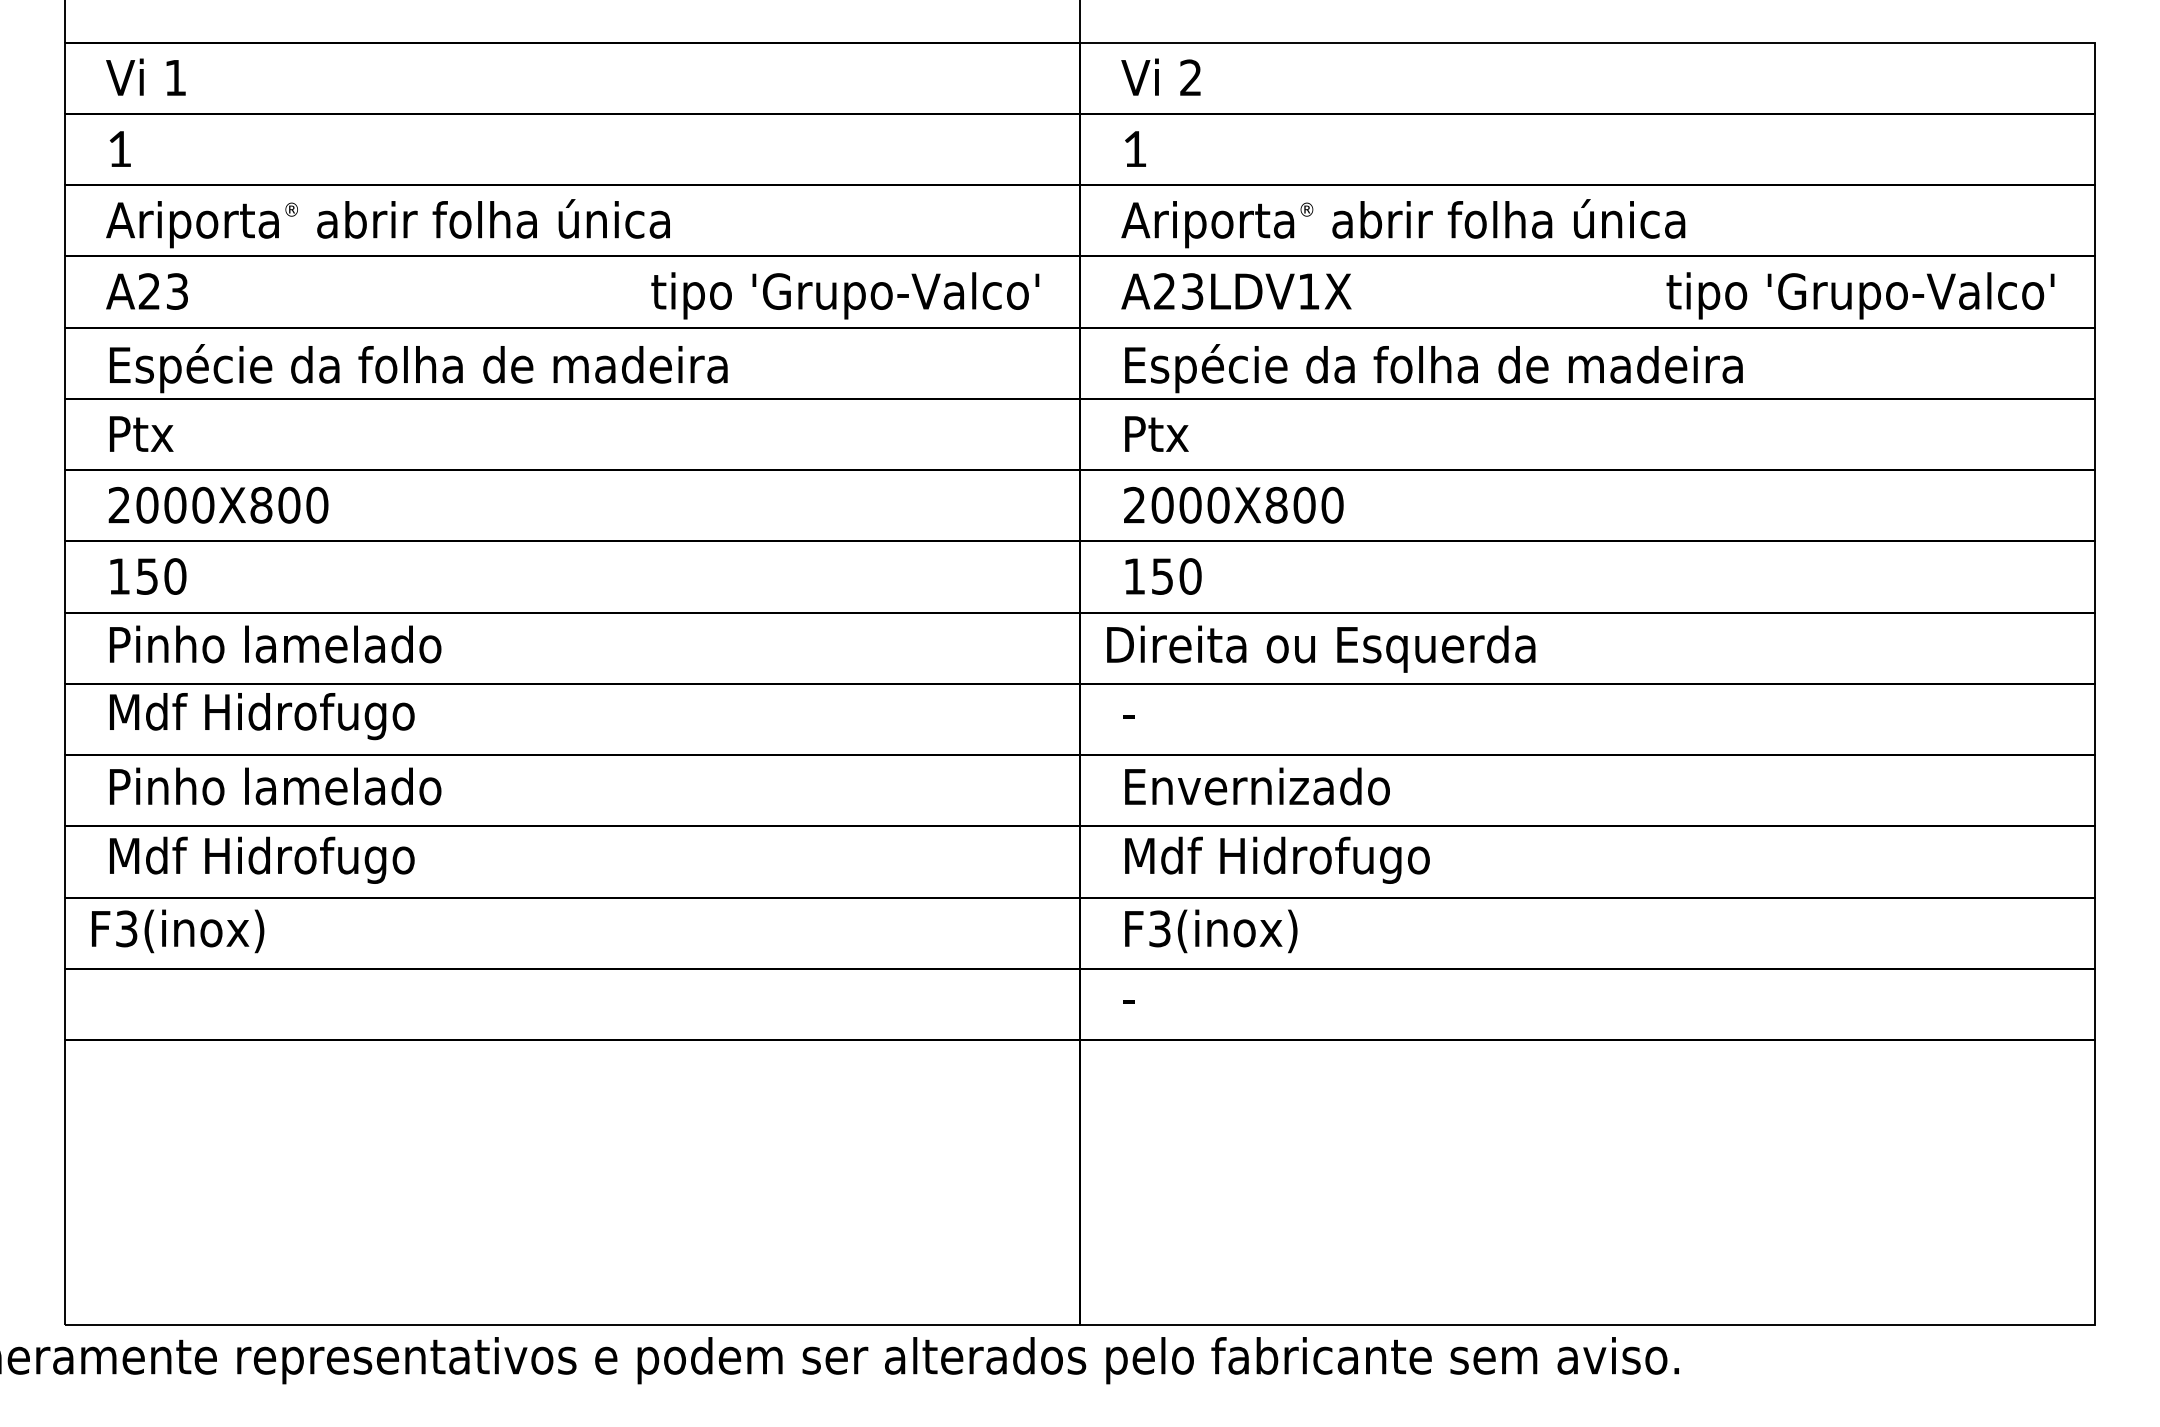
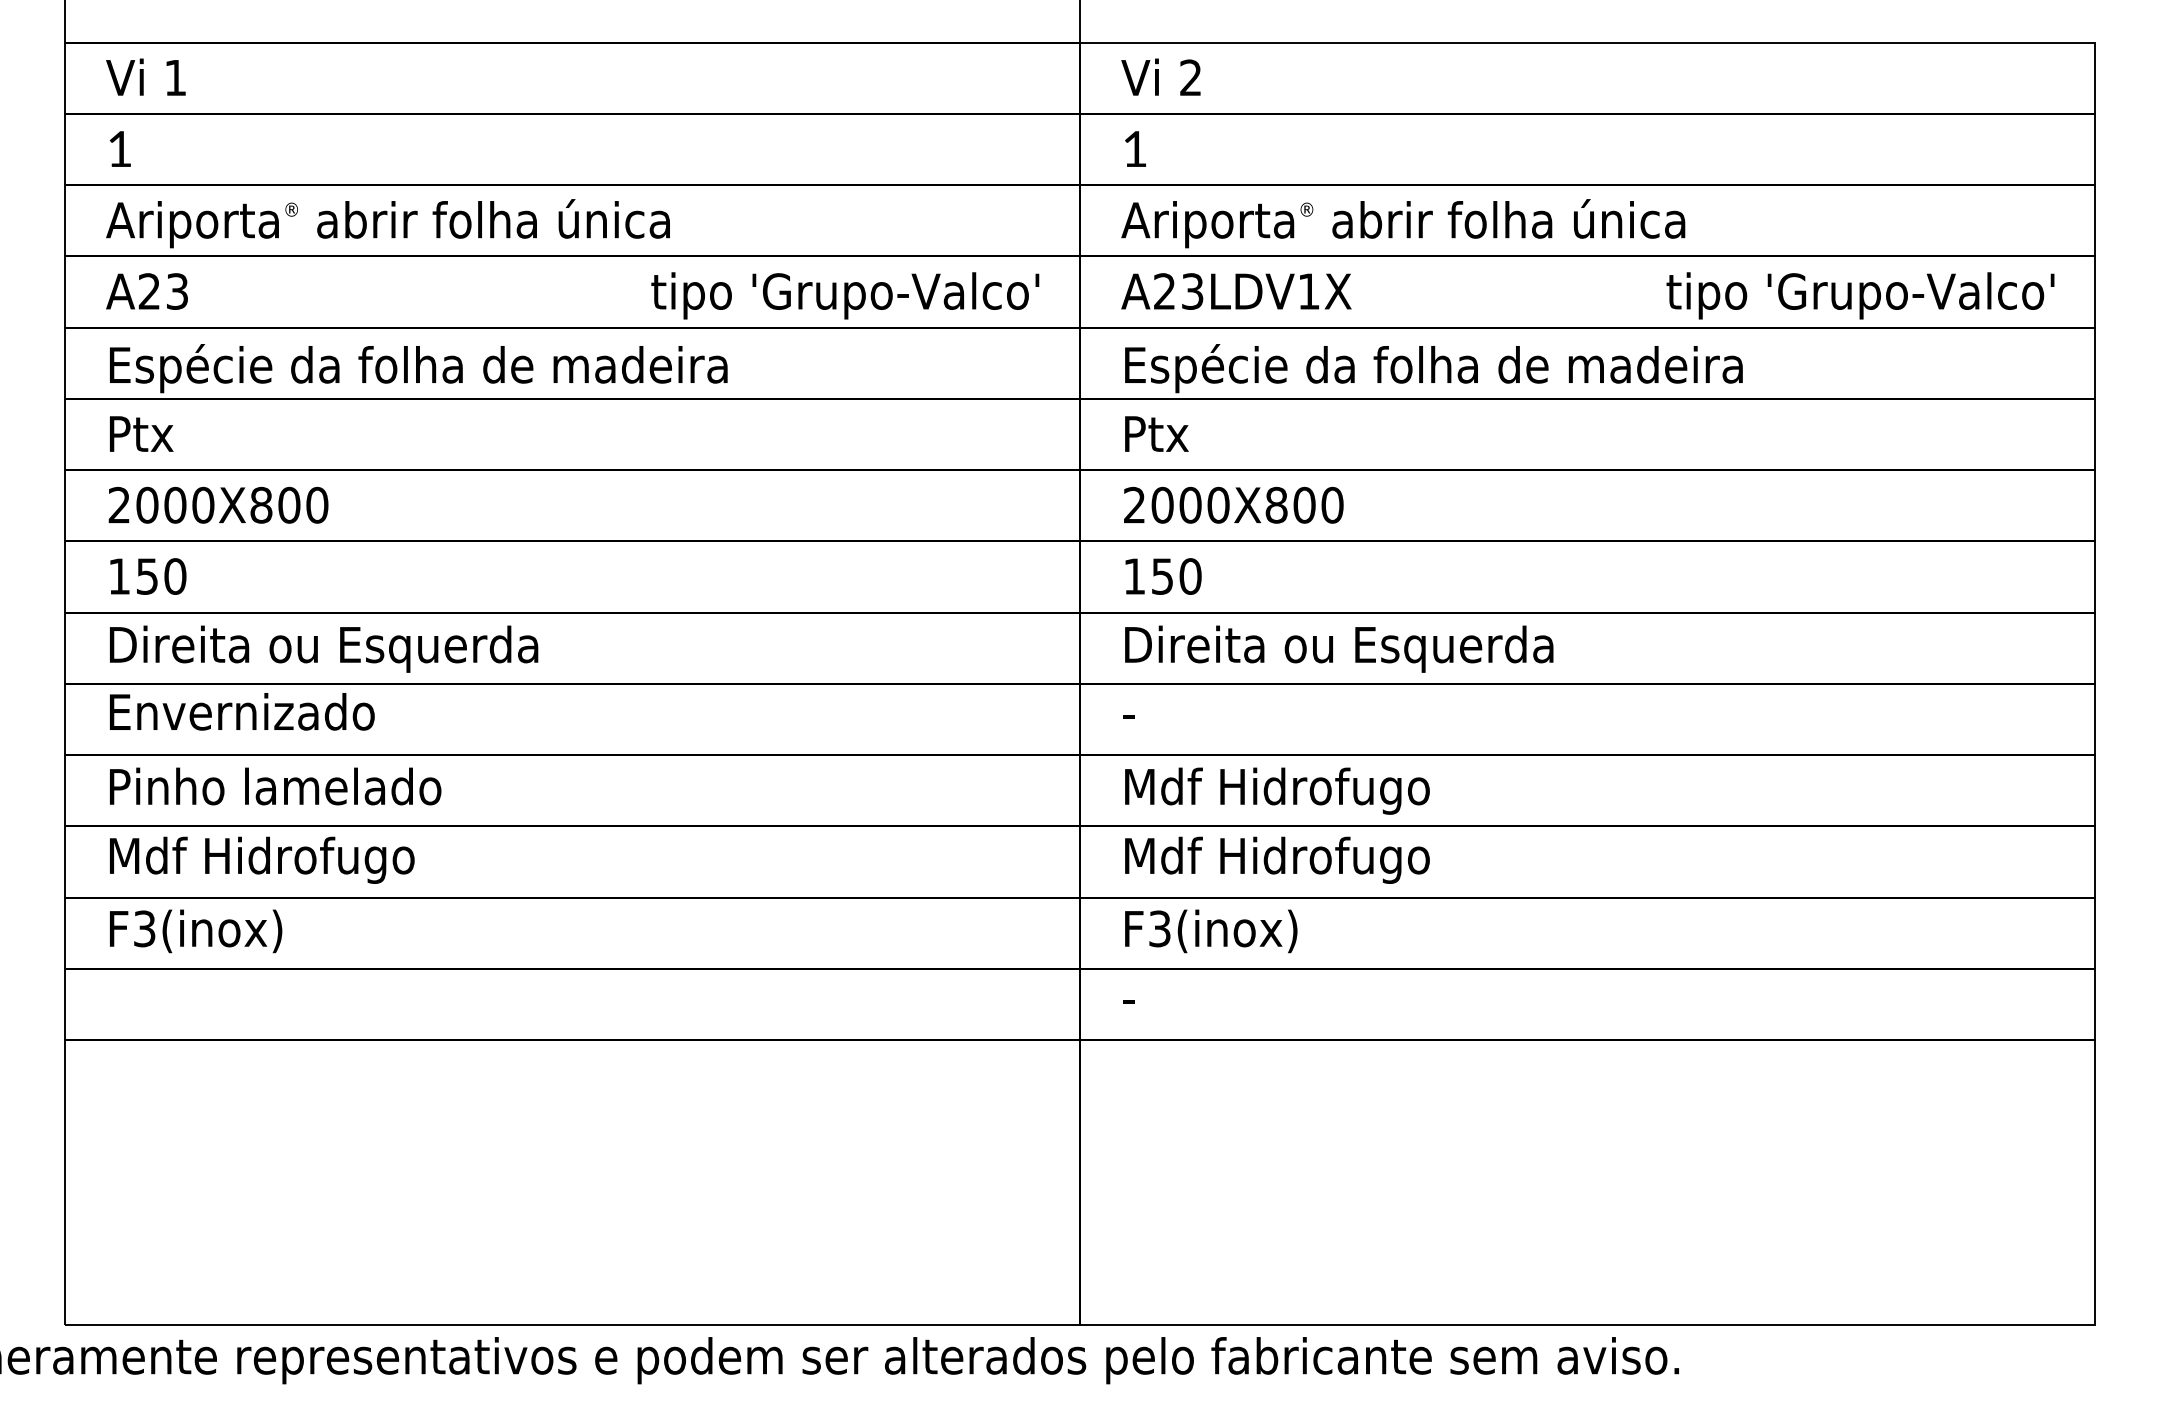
text: Pinho lamelado -> Direita ou Esquerda (326, 648)
text position: (1321, 648) -> (1339, 648) (1339, 648)
text: Mdf Hidrofugo -> Envernizado (264, 716)
text: Envernizado -> Mdf Hidrofugo (1279, 790)
text position: (178, 931) -> (196, 931) (196, 931)
